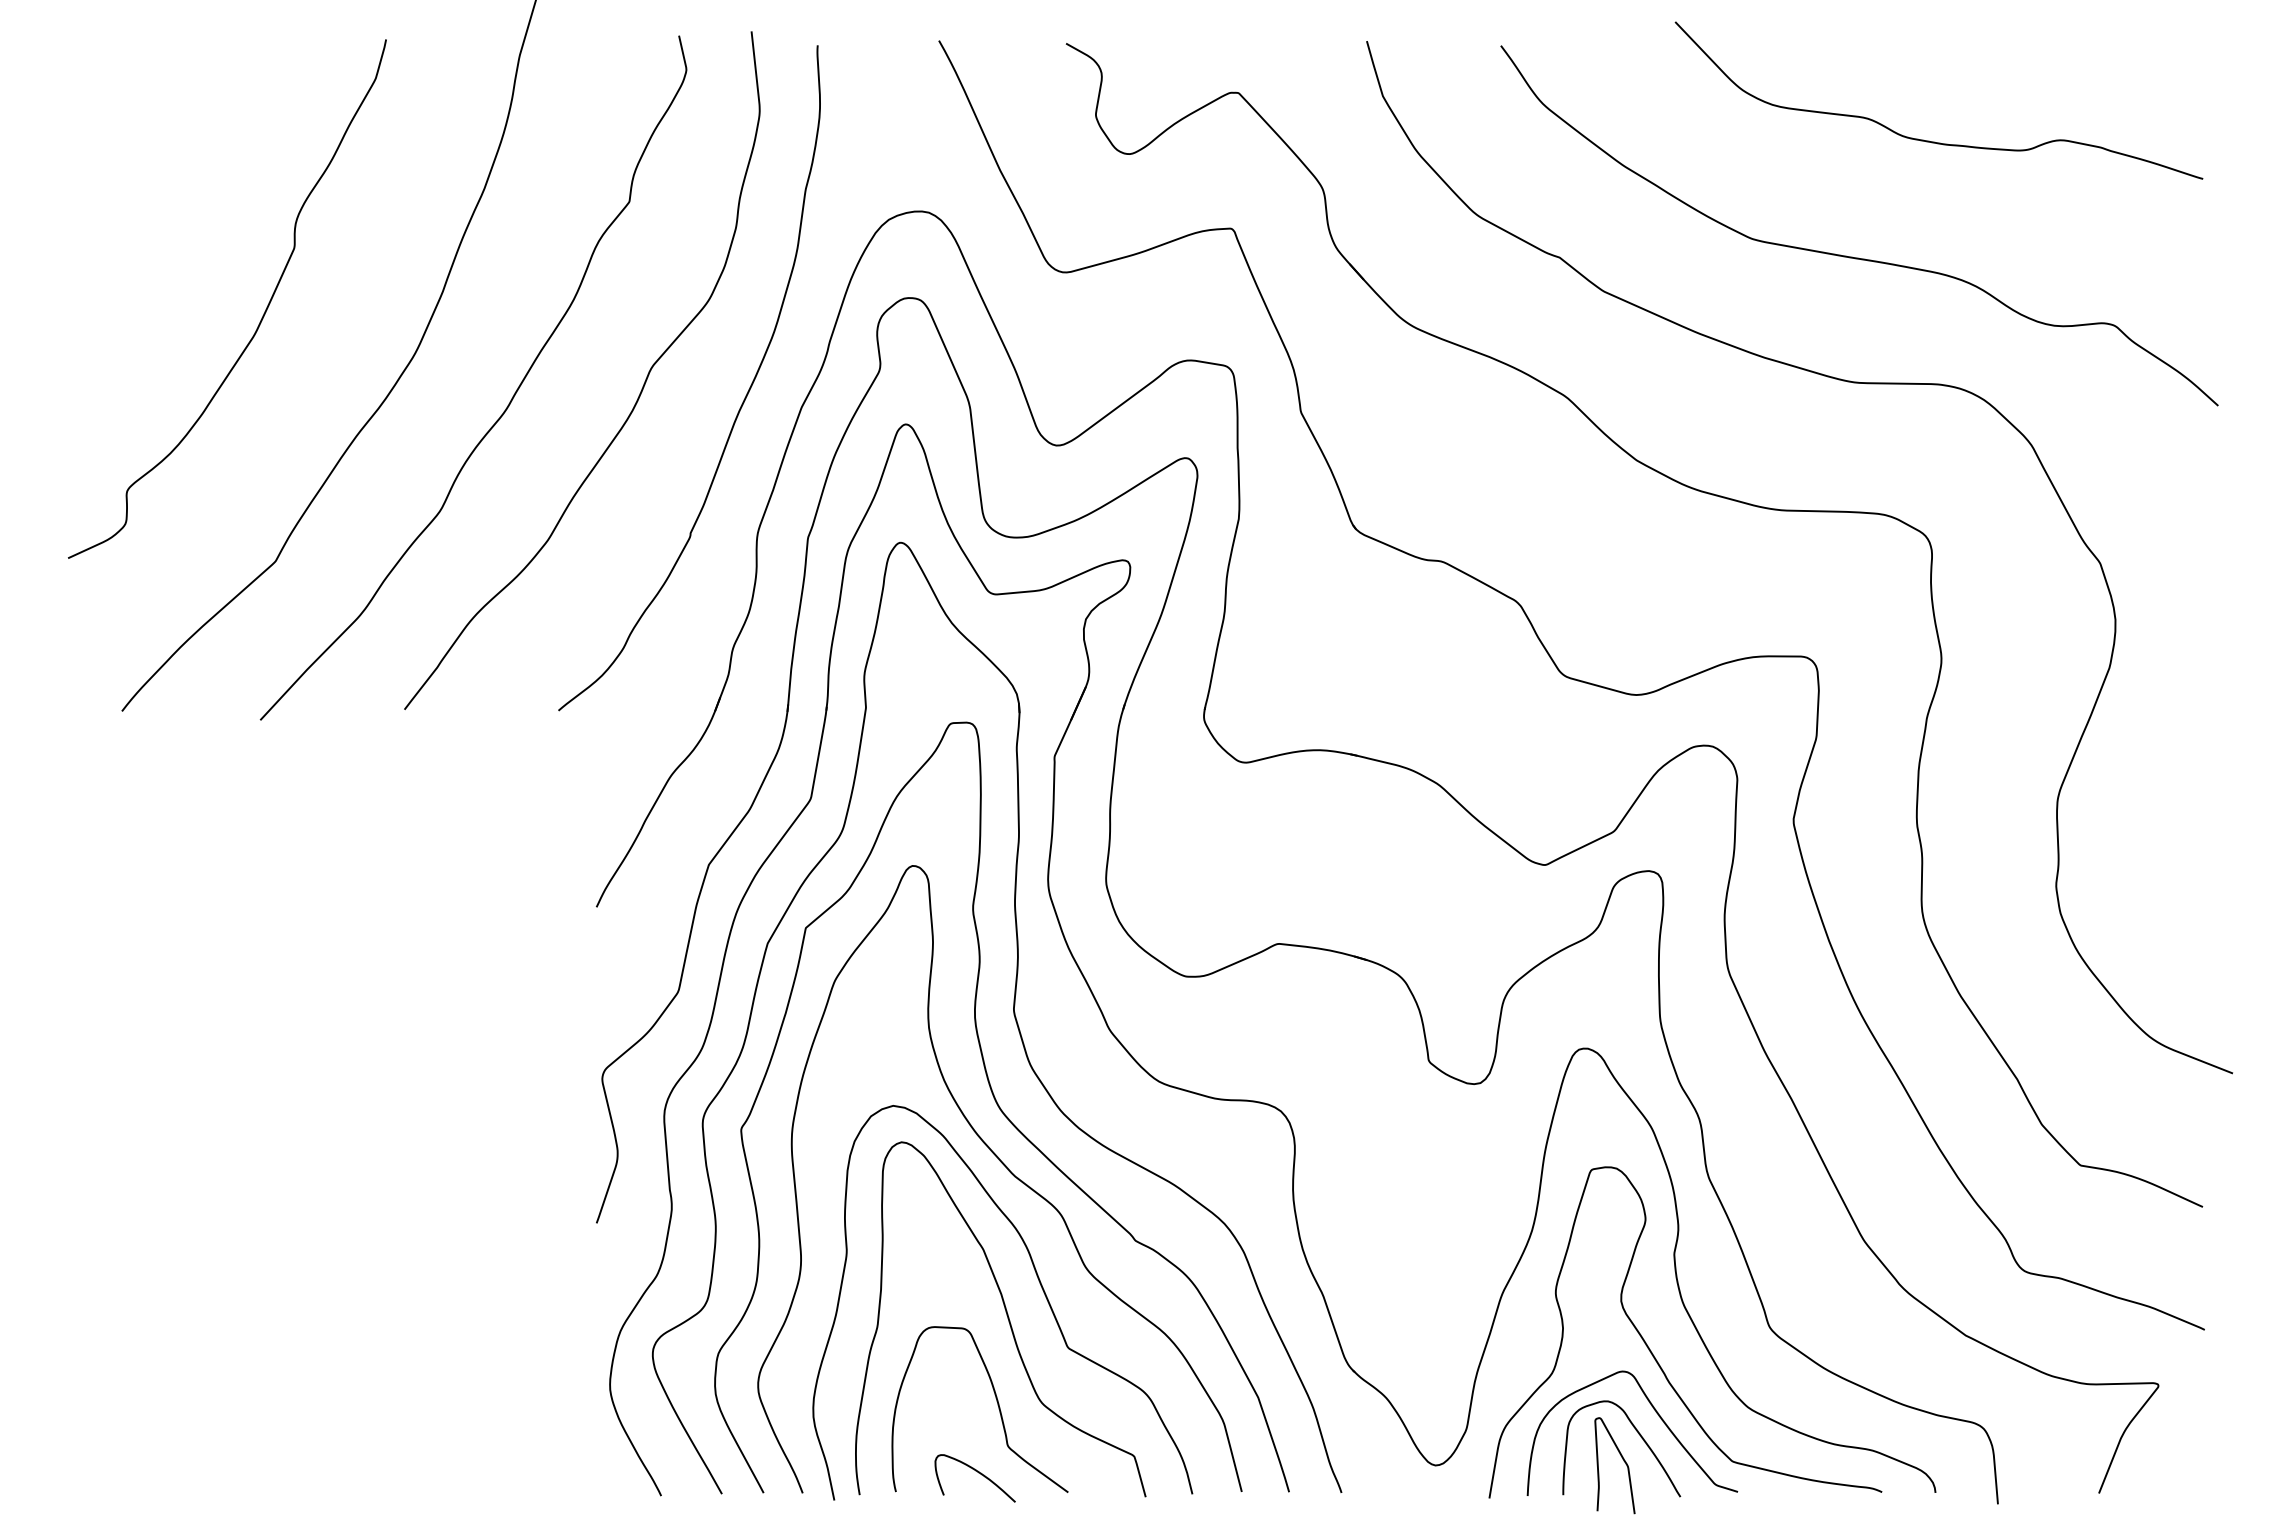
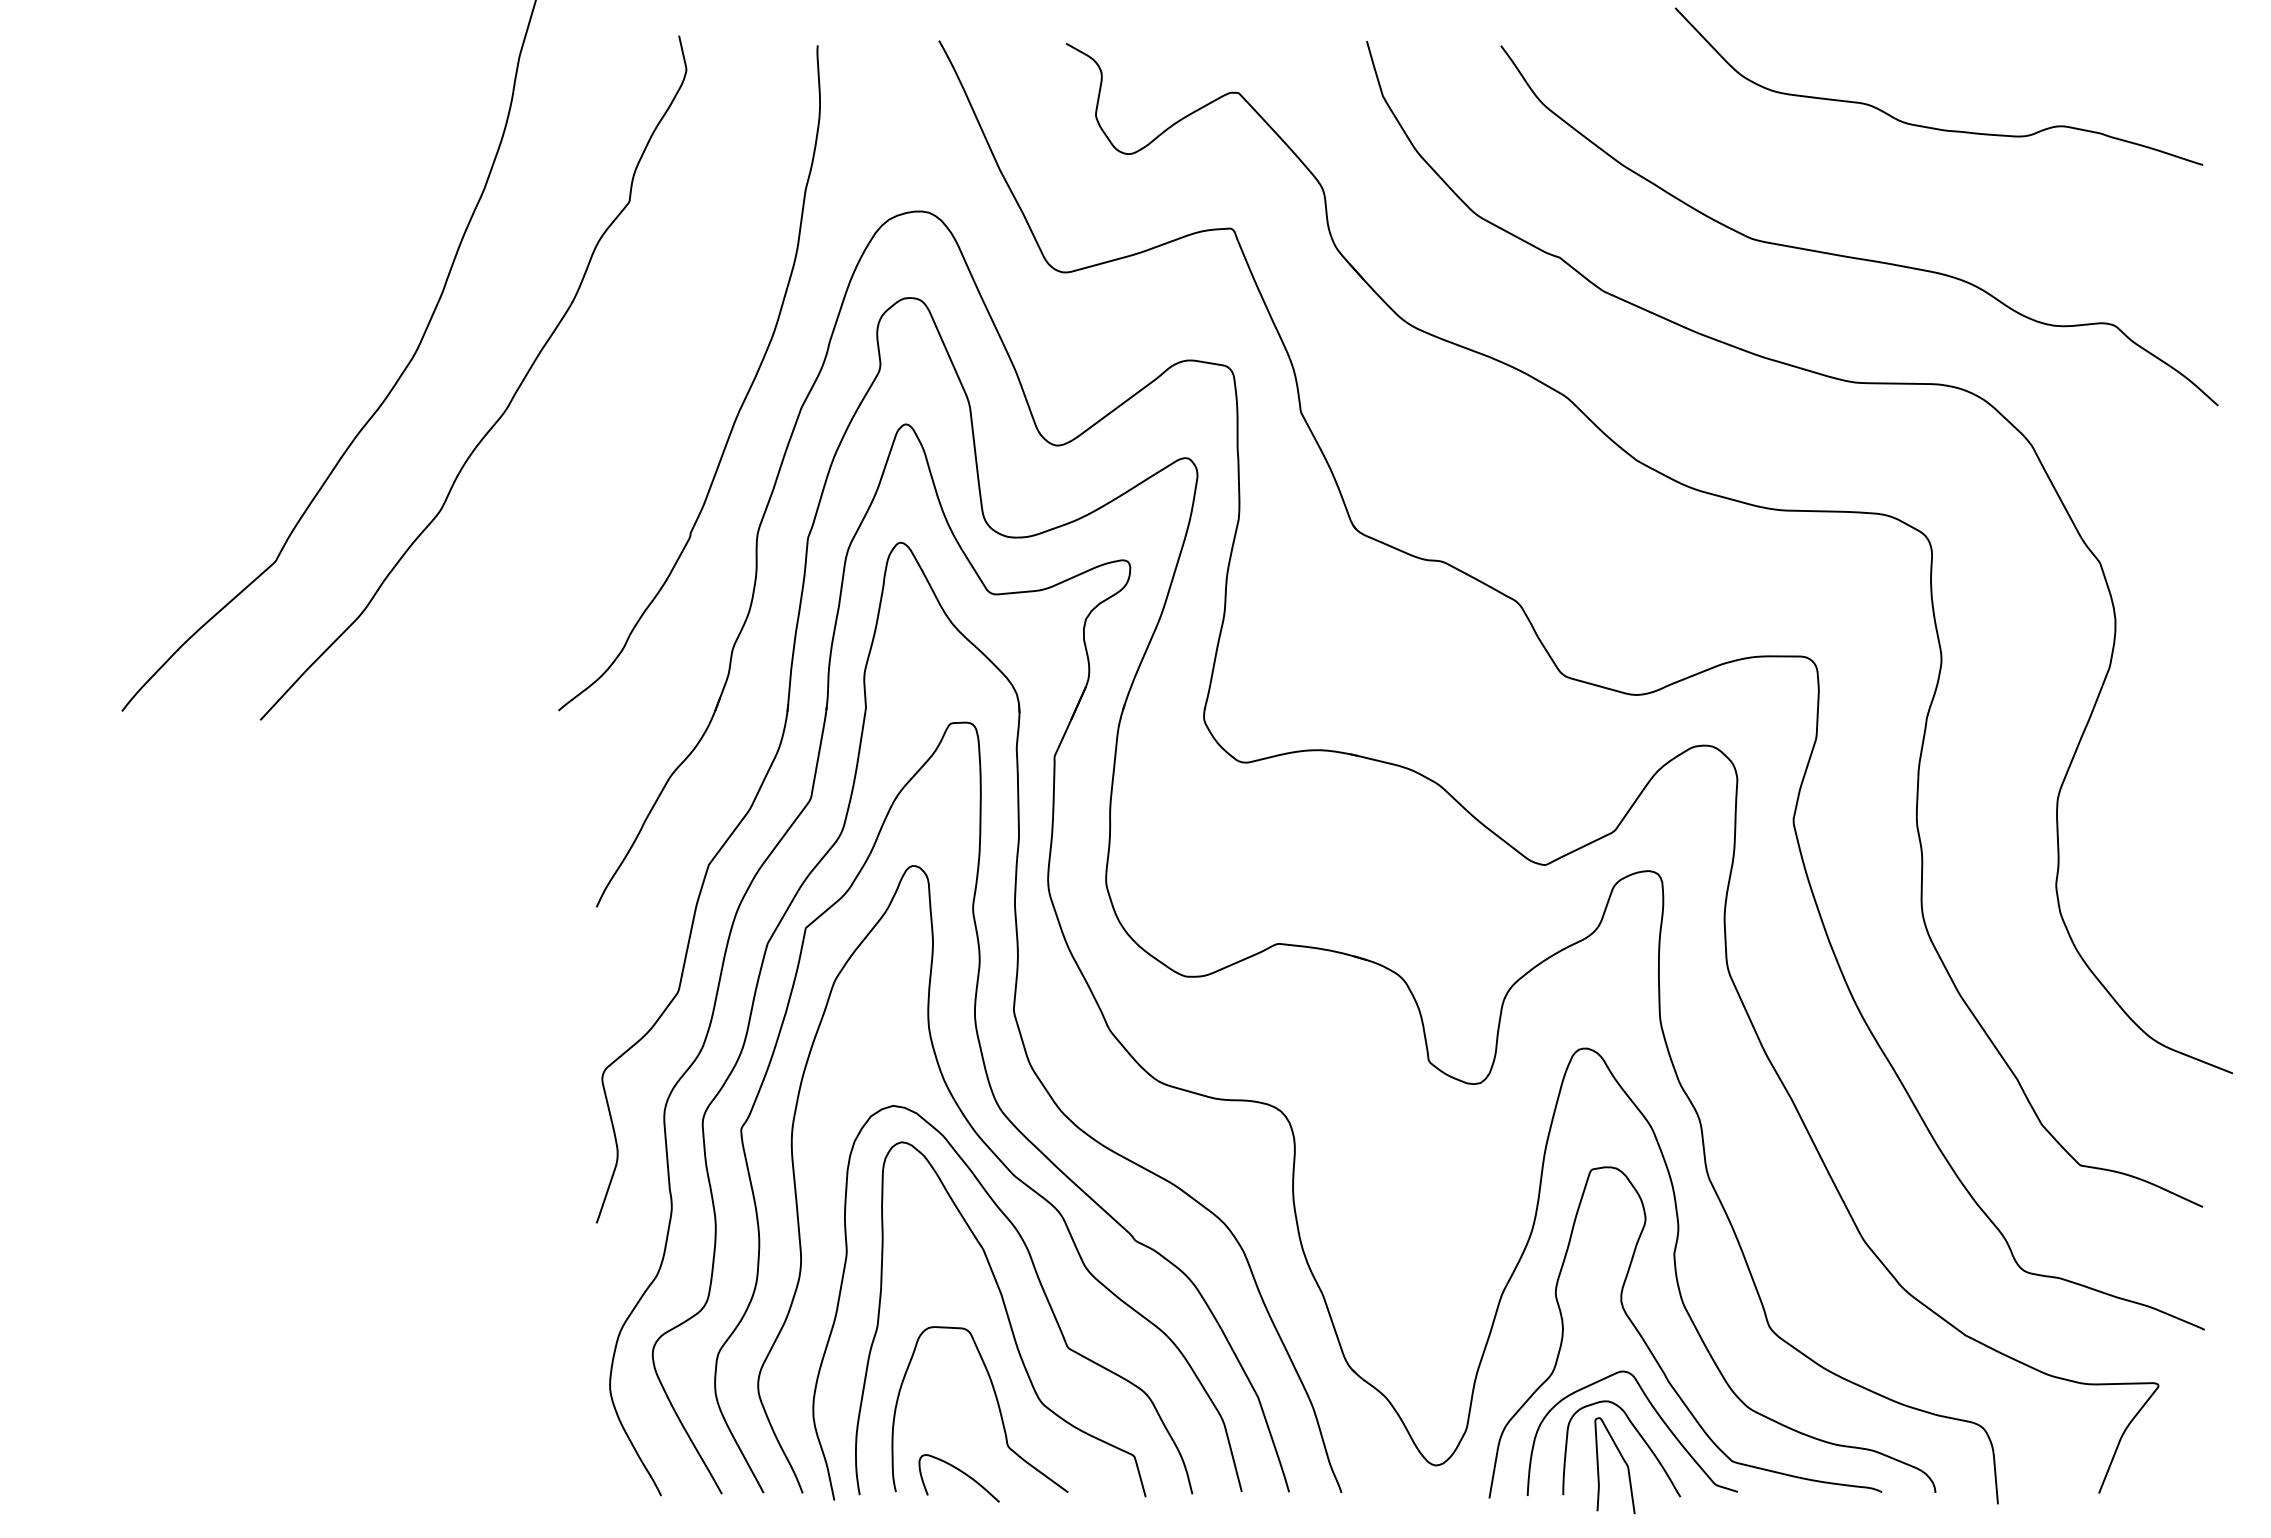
curve position: (1929, 140) -> (1929, 126) (1929, 126)
curve: present -> none (262, 315)
curve: present -> none (638, 395)
curve position: (978, 1473) -> (962, 1473) (962, 1473)
